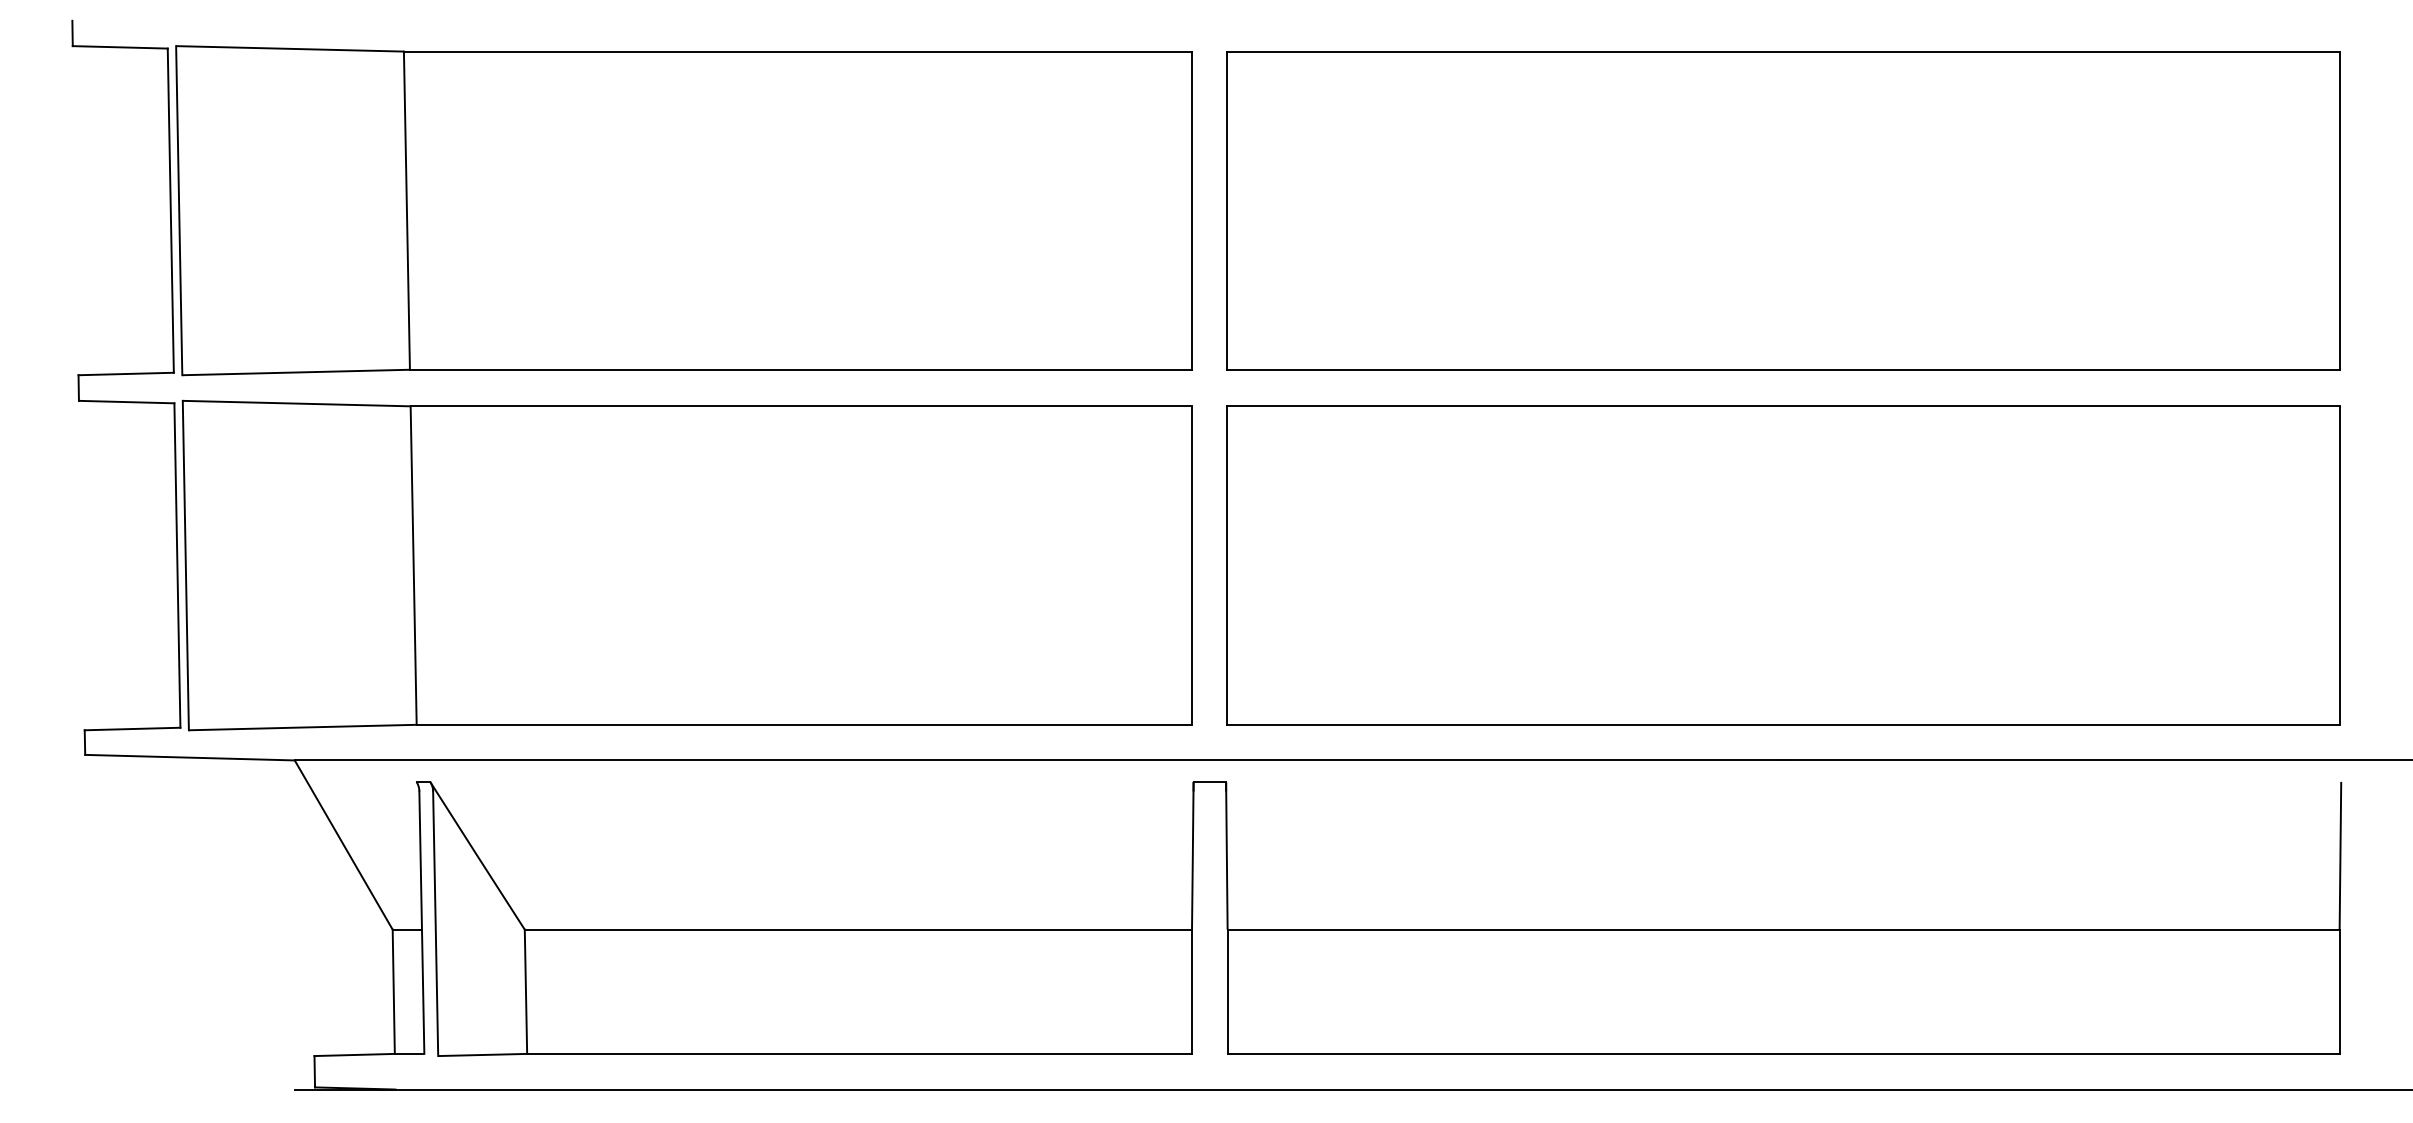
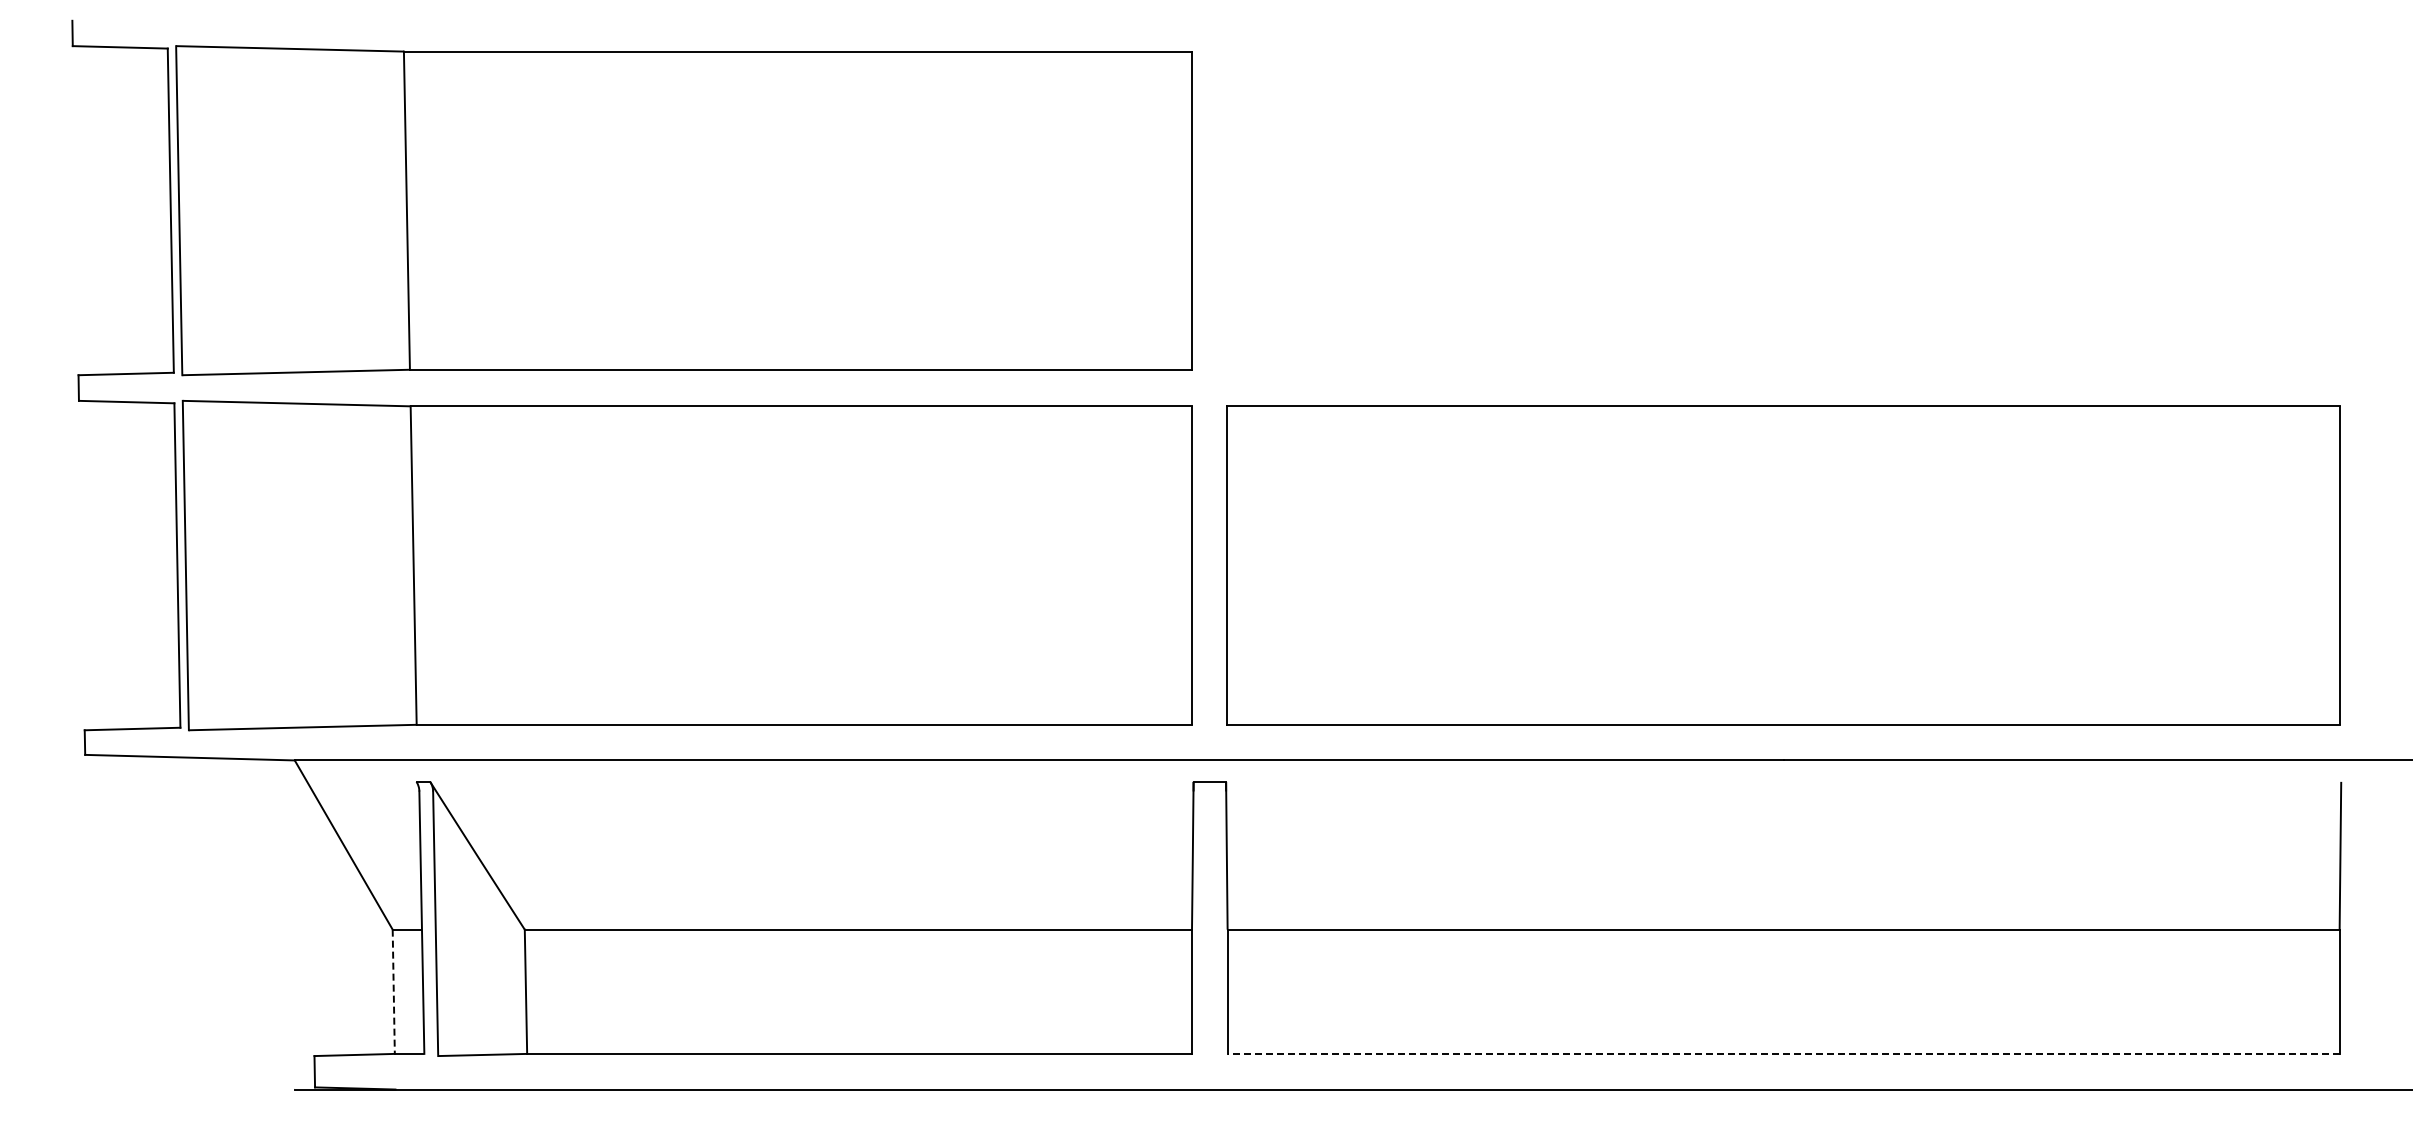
part: present -> none (1783, 210)
line: solid -> dashed (393, 992)
line: solid -> dashed (1783, 1053)
